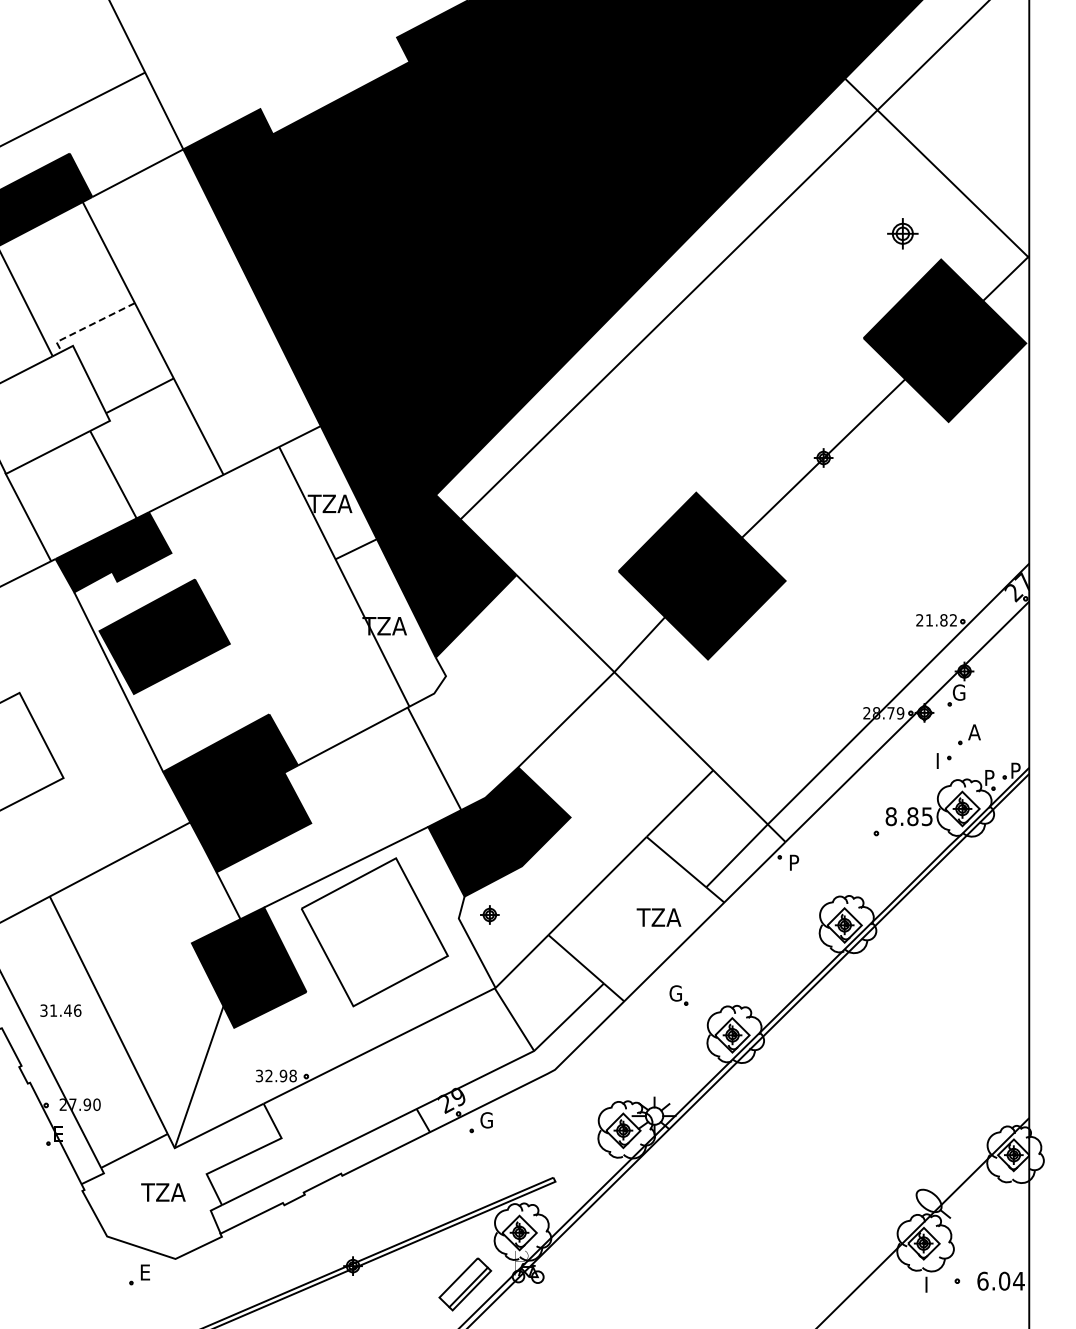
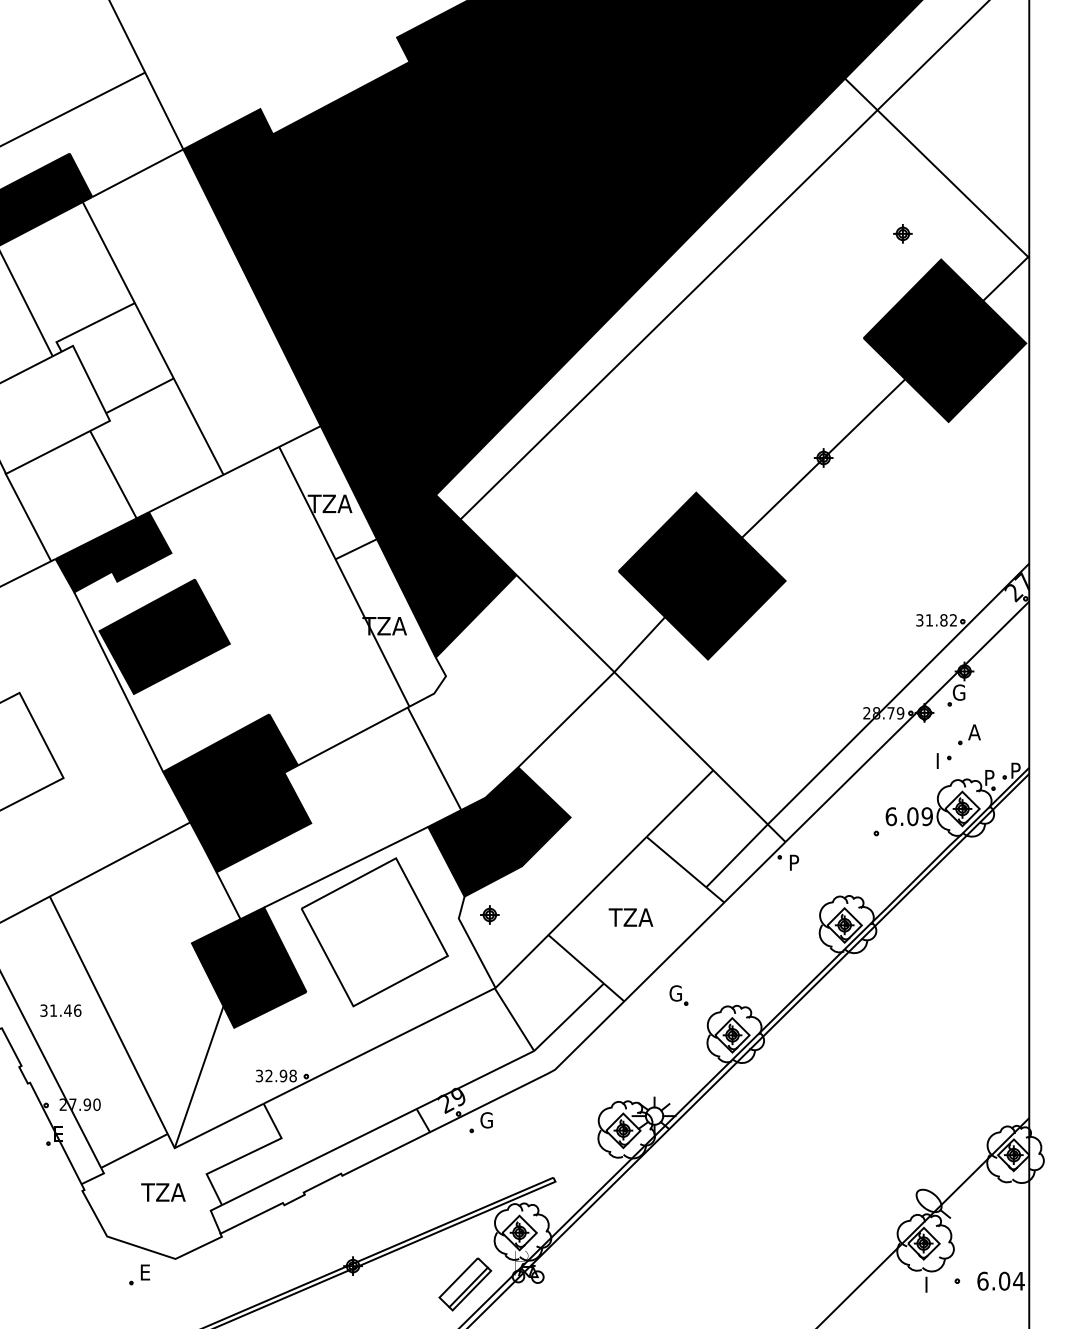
part size: 32x32 px -> 20x20 px (902, 233)
line: dashed -> solid (90, 325)
text: 21.82 -> 31.82 (919, 620)
text: 8.85 -> 6.09 (908, 816)
text position: (658, 917) -> (630, 917) (630, 917)
